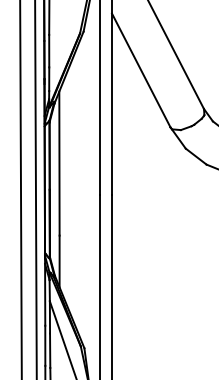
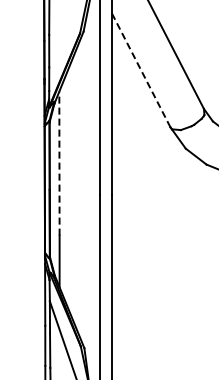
line: solid -> dashed (141, 70)
line: solid -> dashed (59, 163)
line: present -> none (20, 189)
line: present -> none (35, 189)
